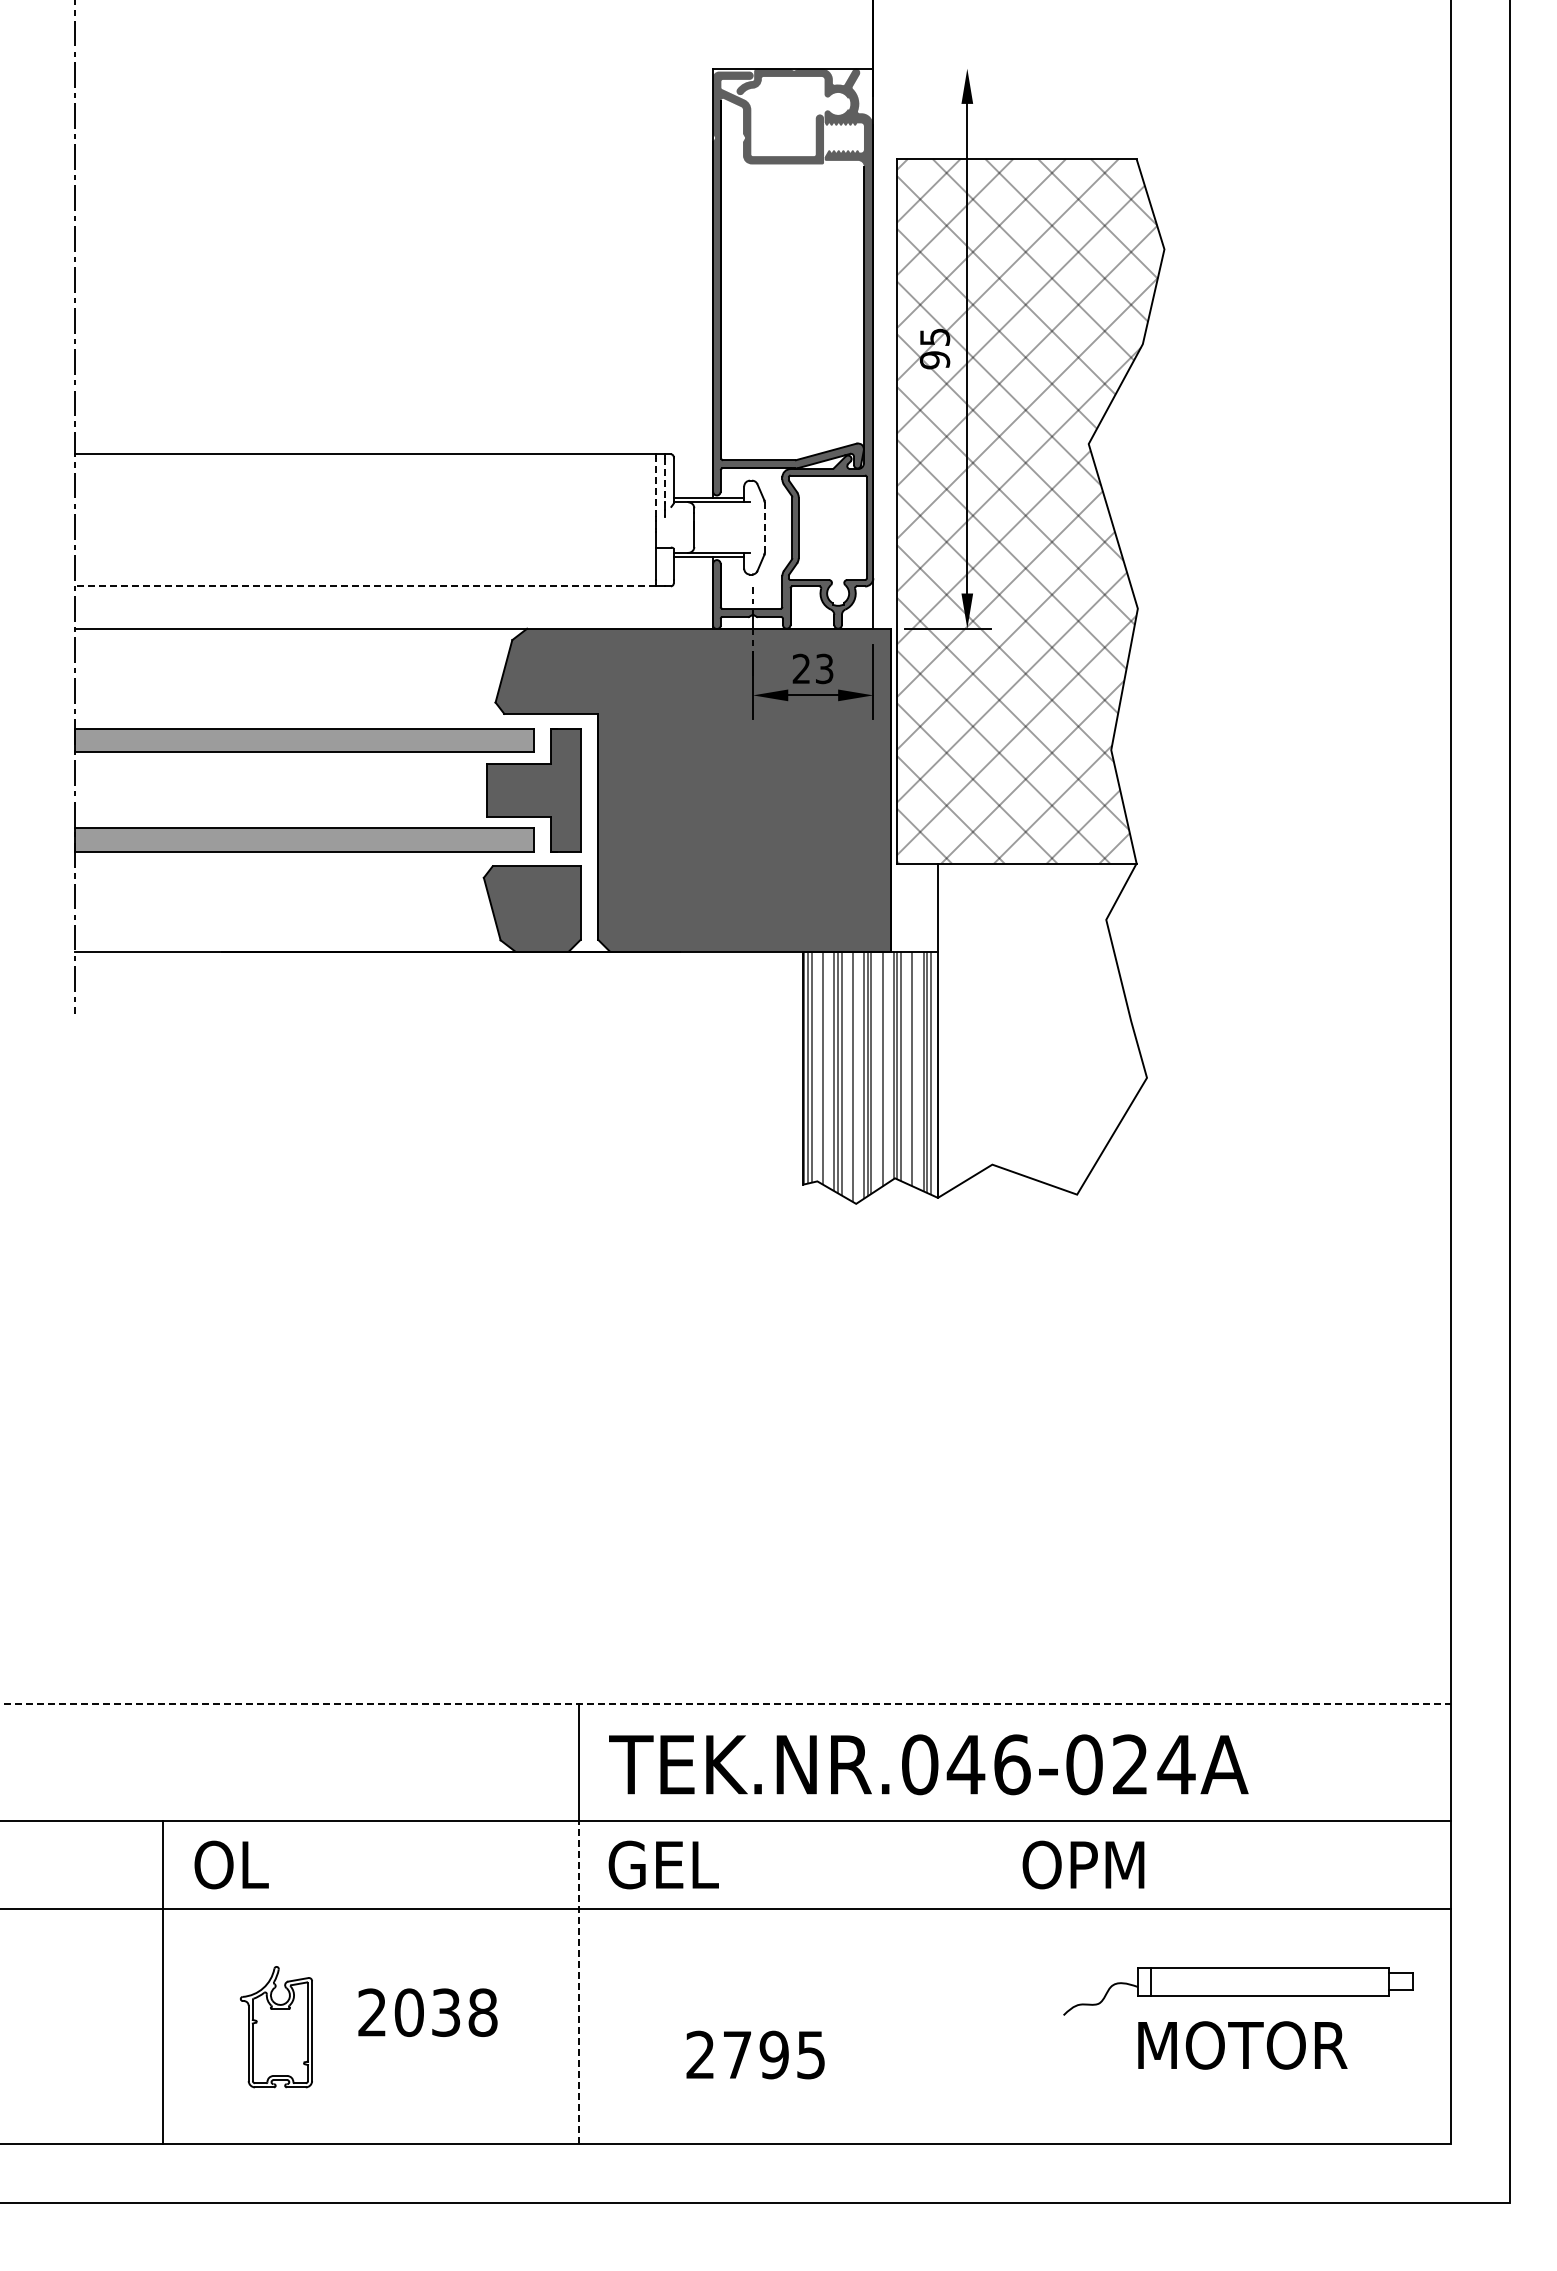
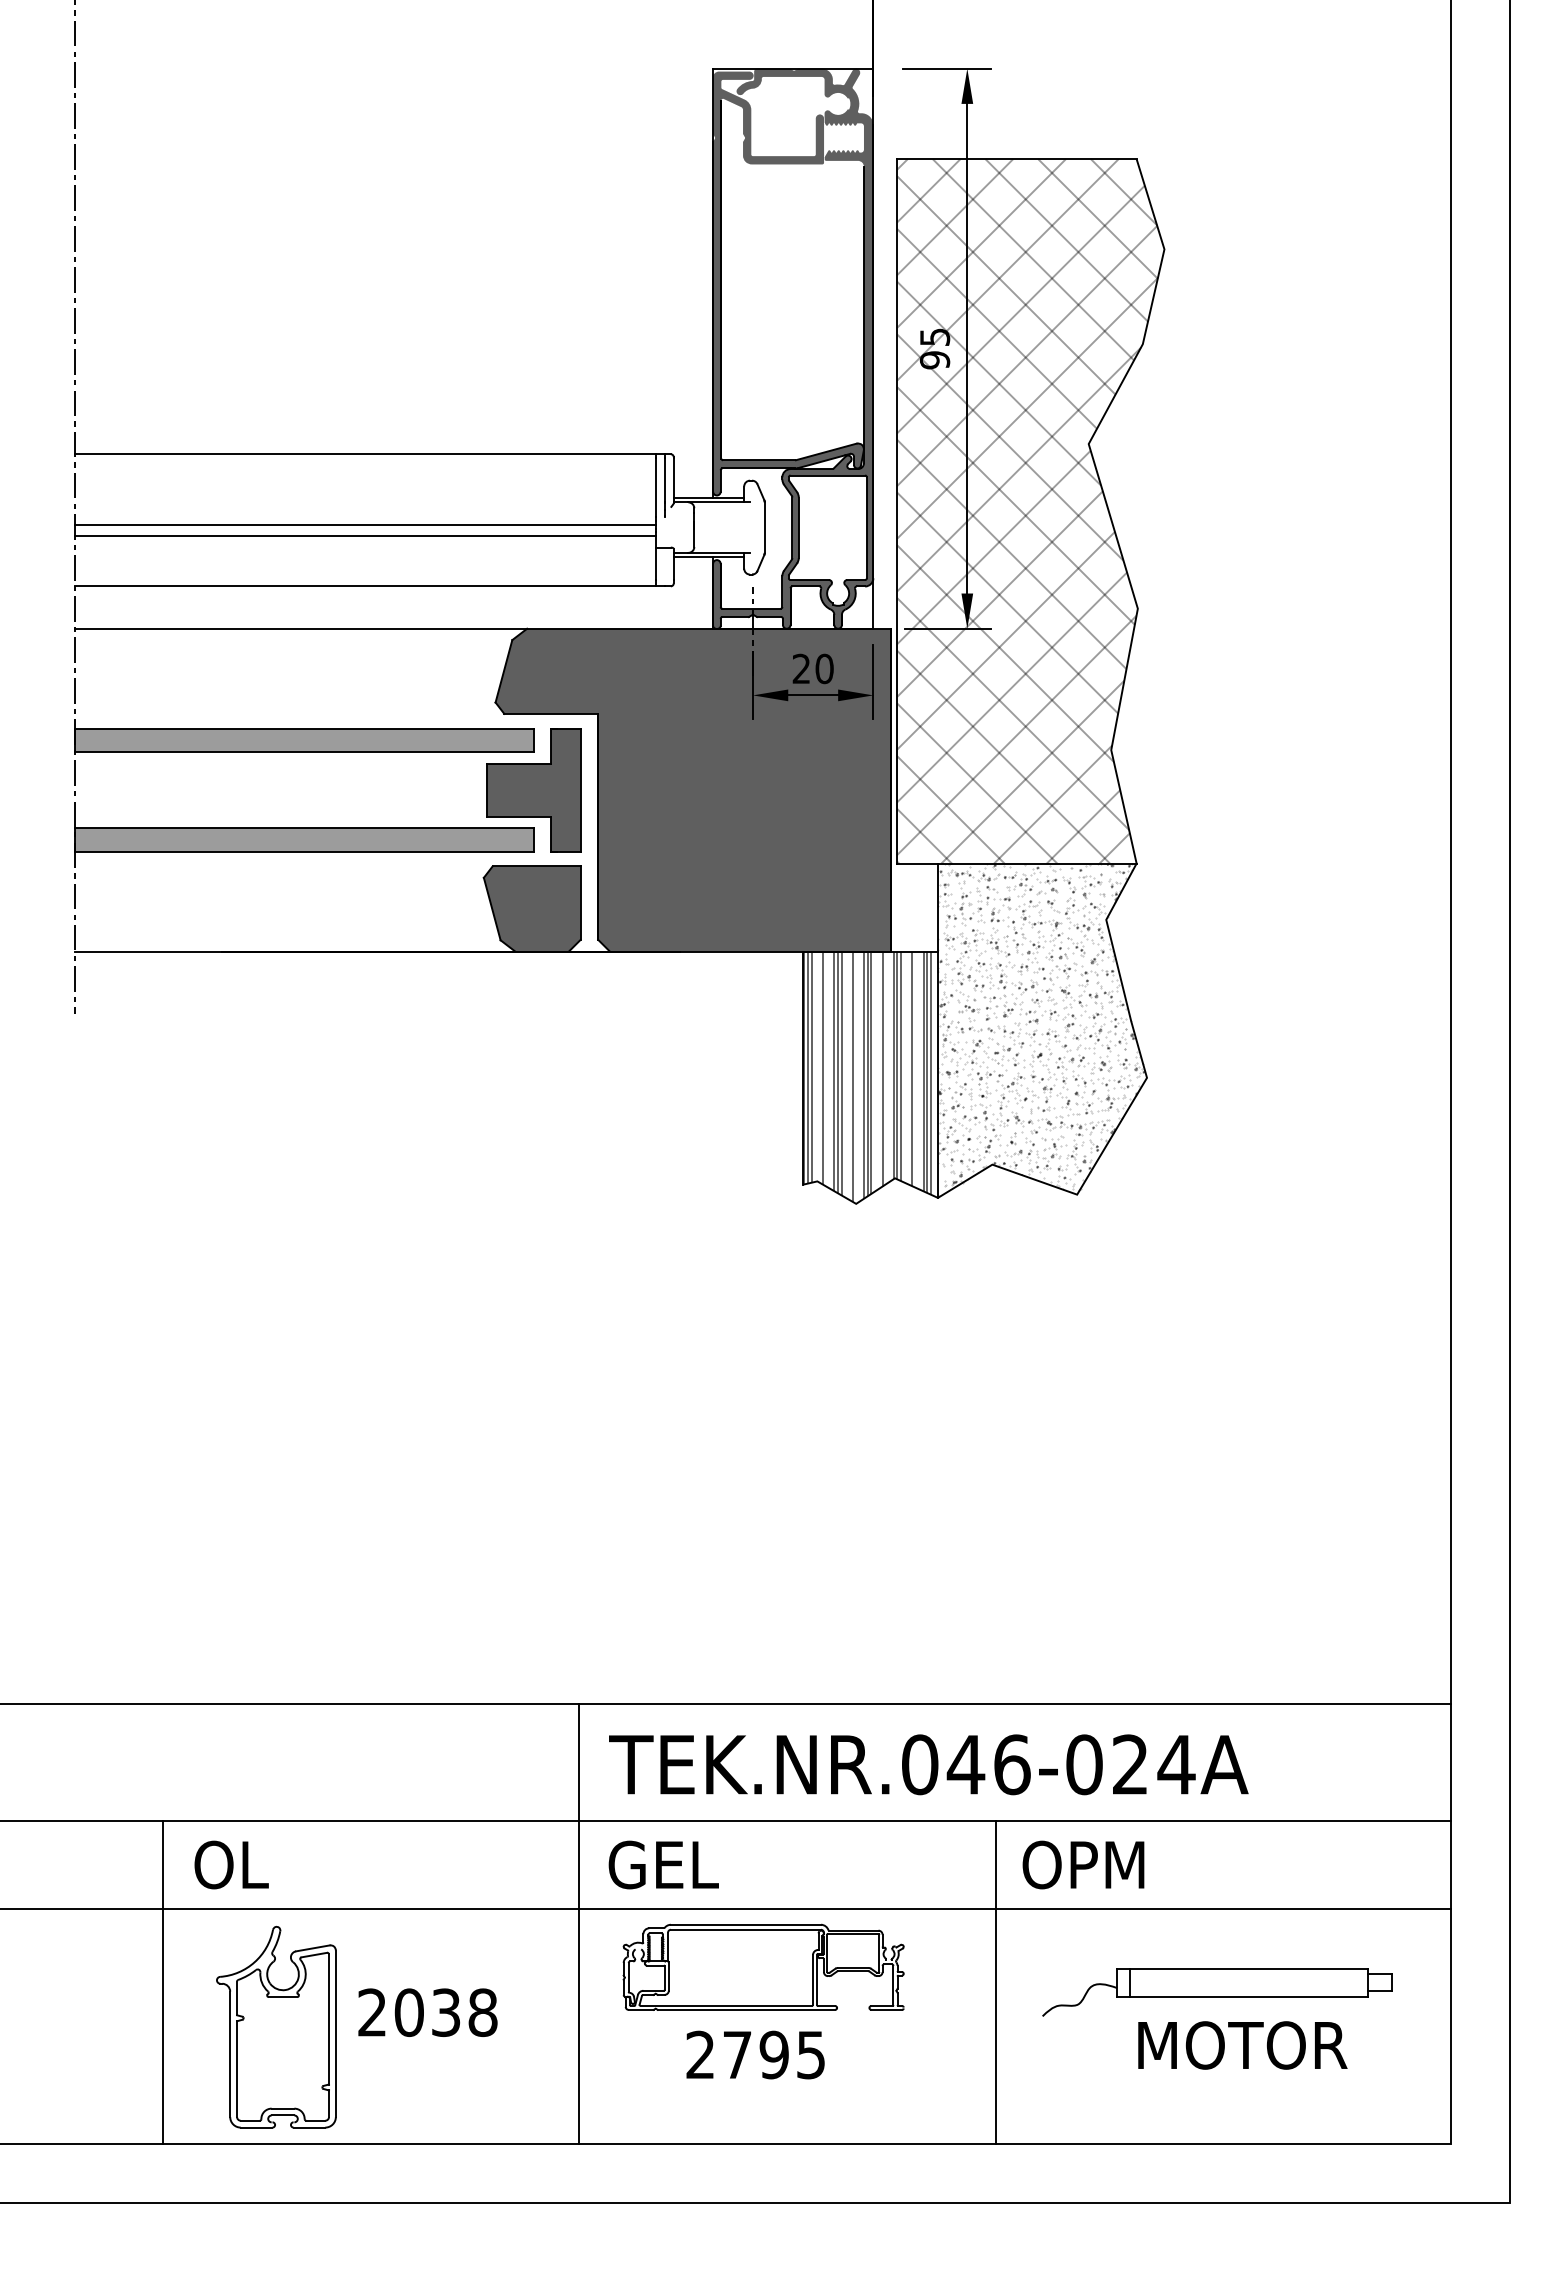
line: none -> present (946, 68)
line: dashed -> solid (664, 480)
line: dashed -> solid (656, 486)
line: none -> present (365, 524)
line: dashed -> solid (764, 527)
line: none -> present (365, 536)
line: dashed -> solid (365, 586)
text: 23 -> 20 (824, 668)
hatch: none -> present (1040, 1029)
line: dashed -> solid (726, 1703)
part: none -> present (763, 1966)
line: dashed -> solid (579, 1982)
line: none -> present (995, 1982)
part position: (1238, 1991) -> (1217, 1992) (1217, 1992)
part size: 73x123 px -> 121x204 px (276, 2026)
